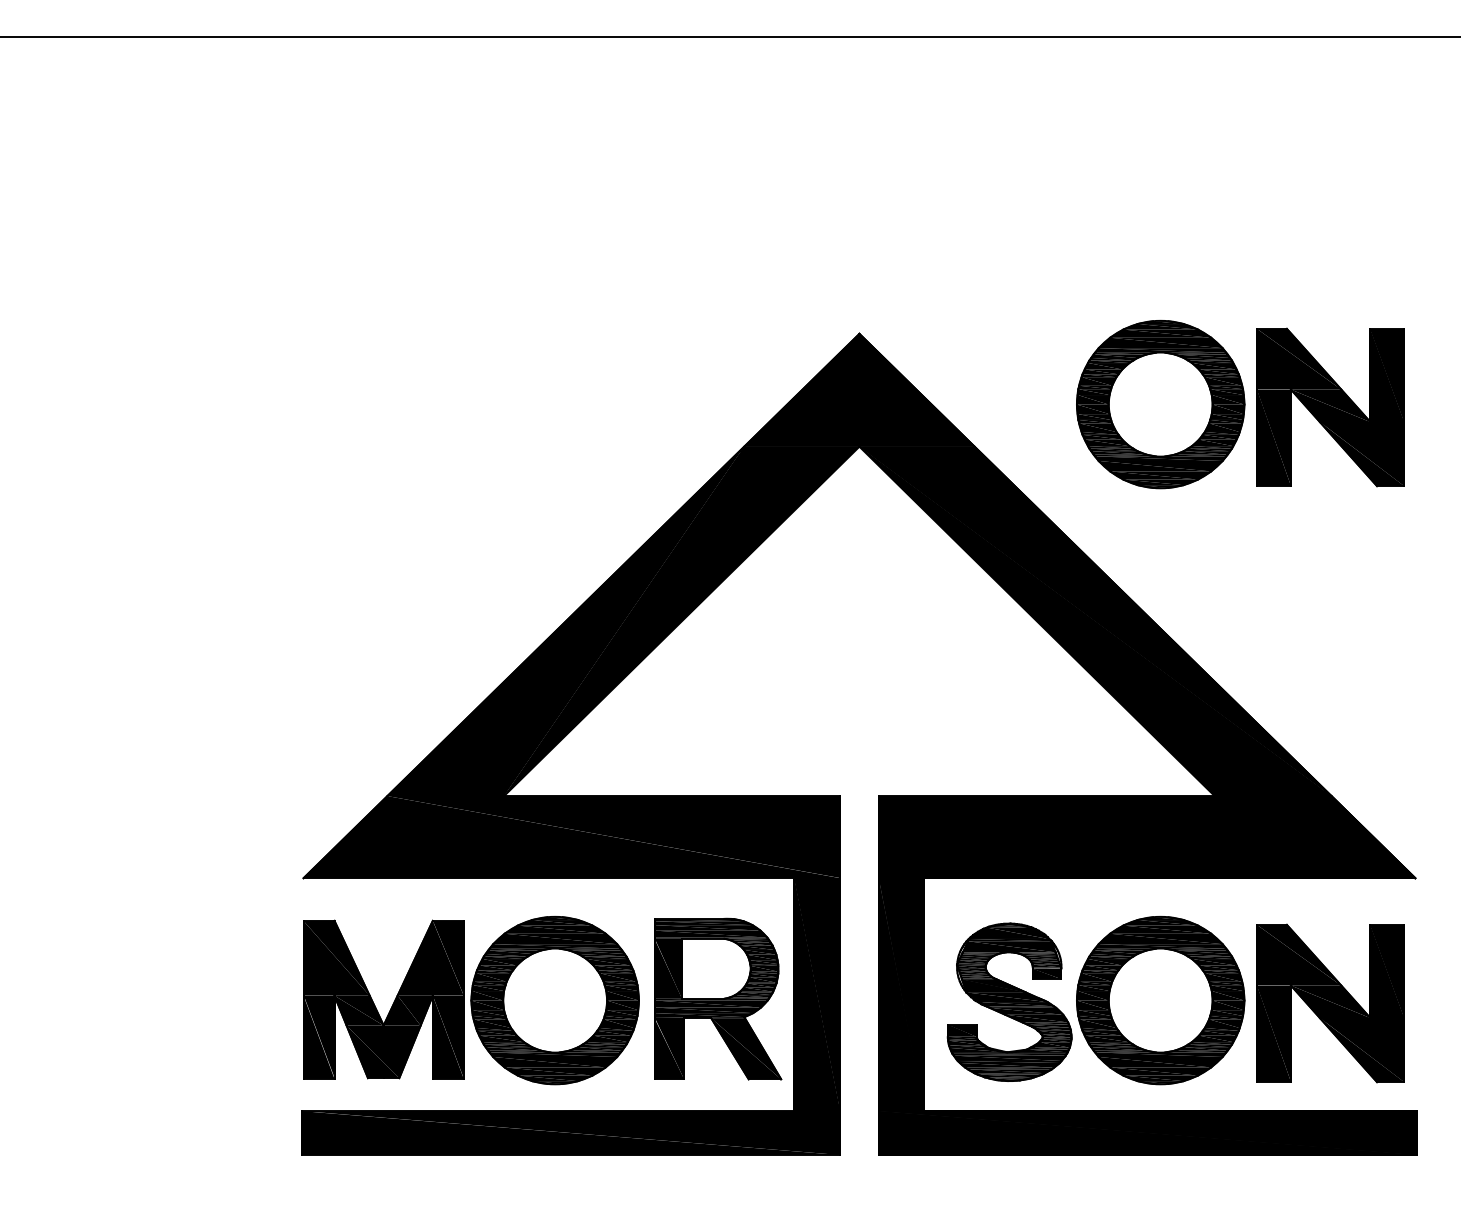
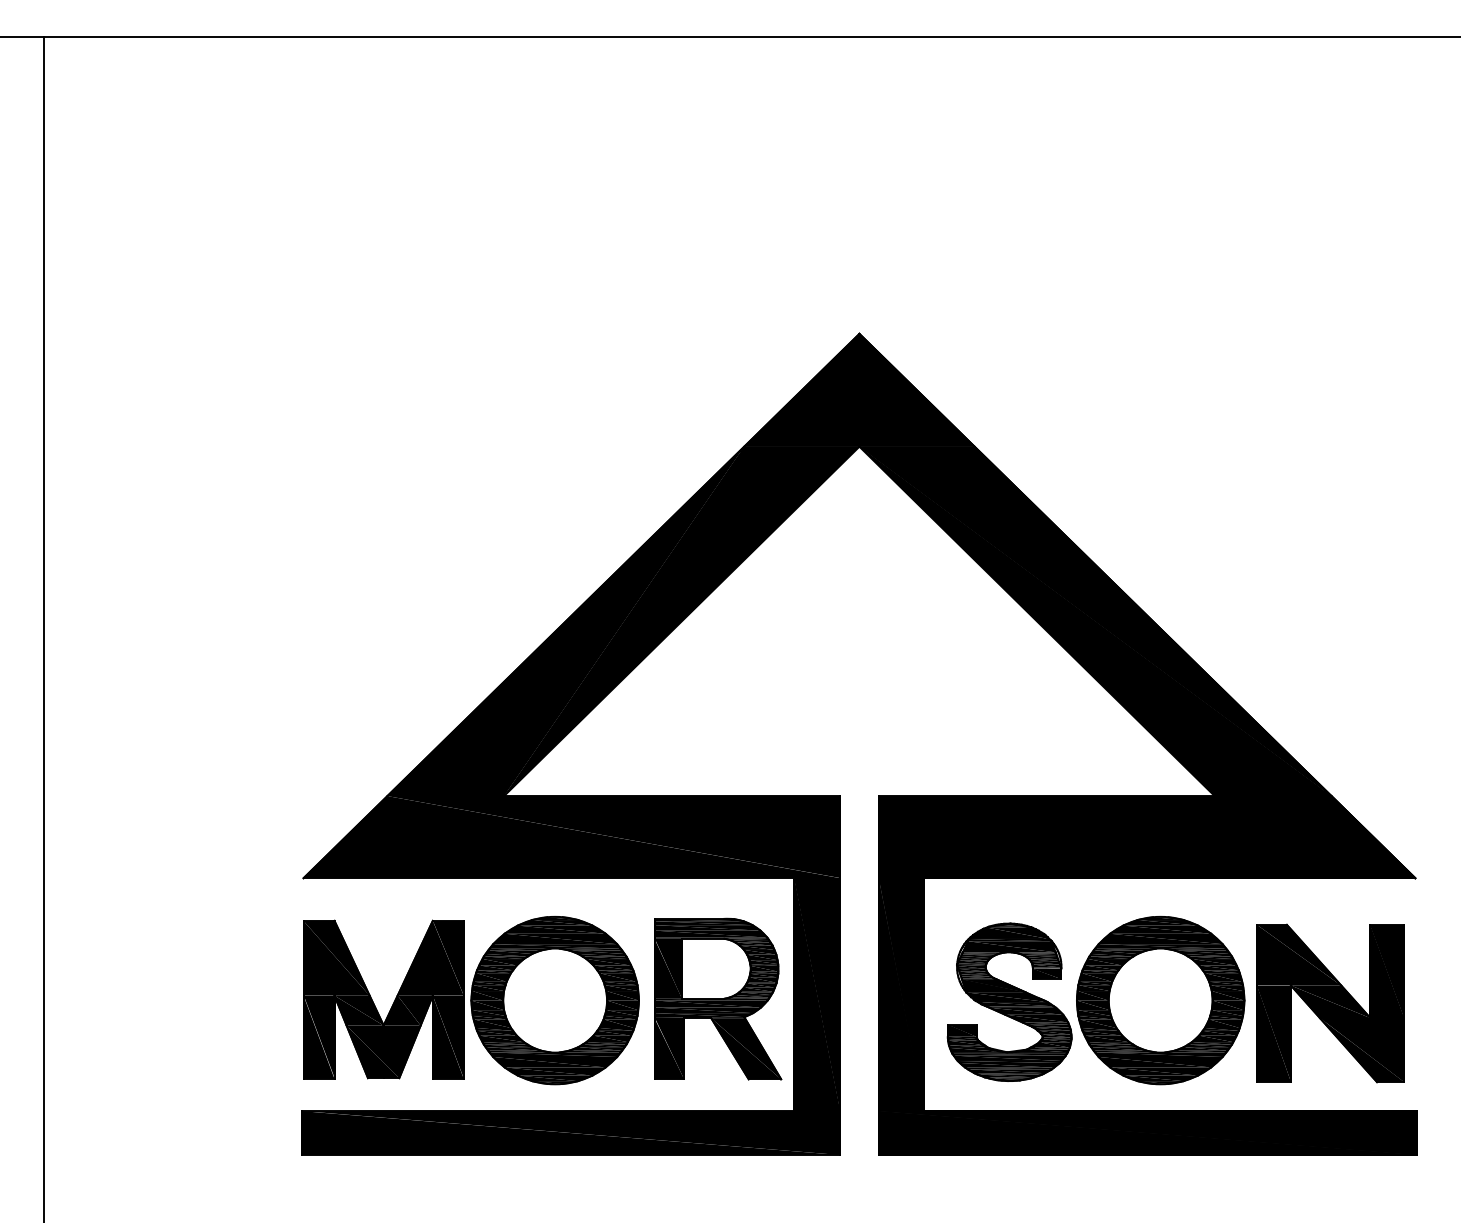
part: present -> none (1240, 404)
line: none -> present (43, 627)
